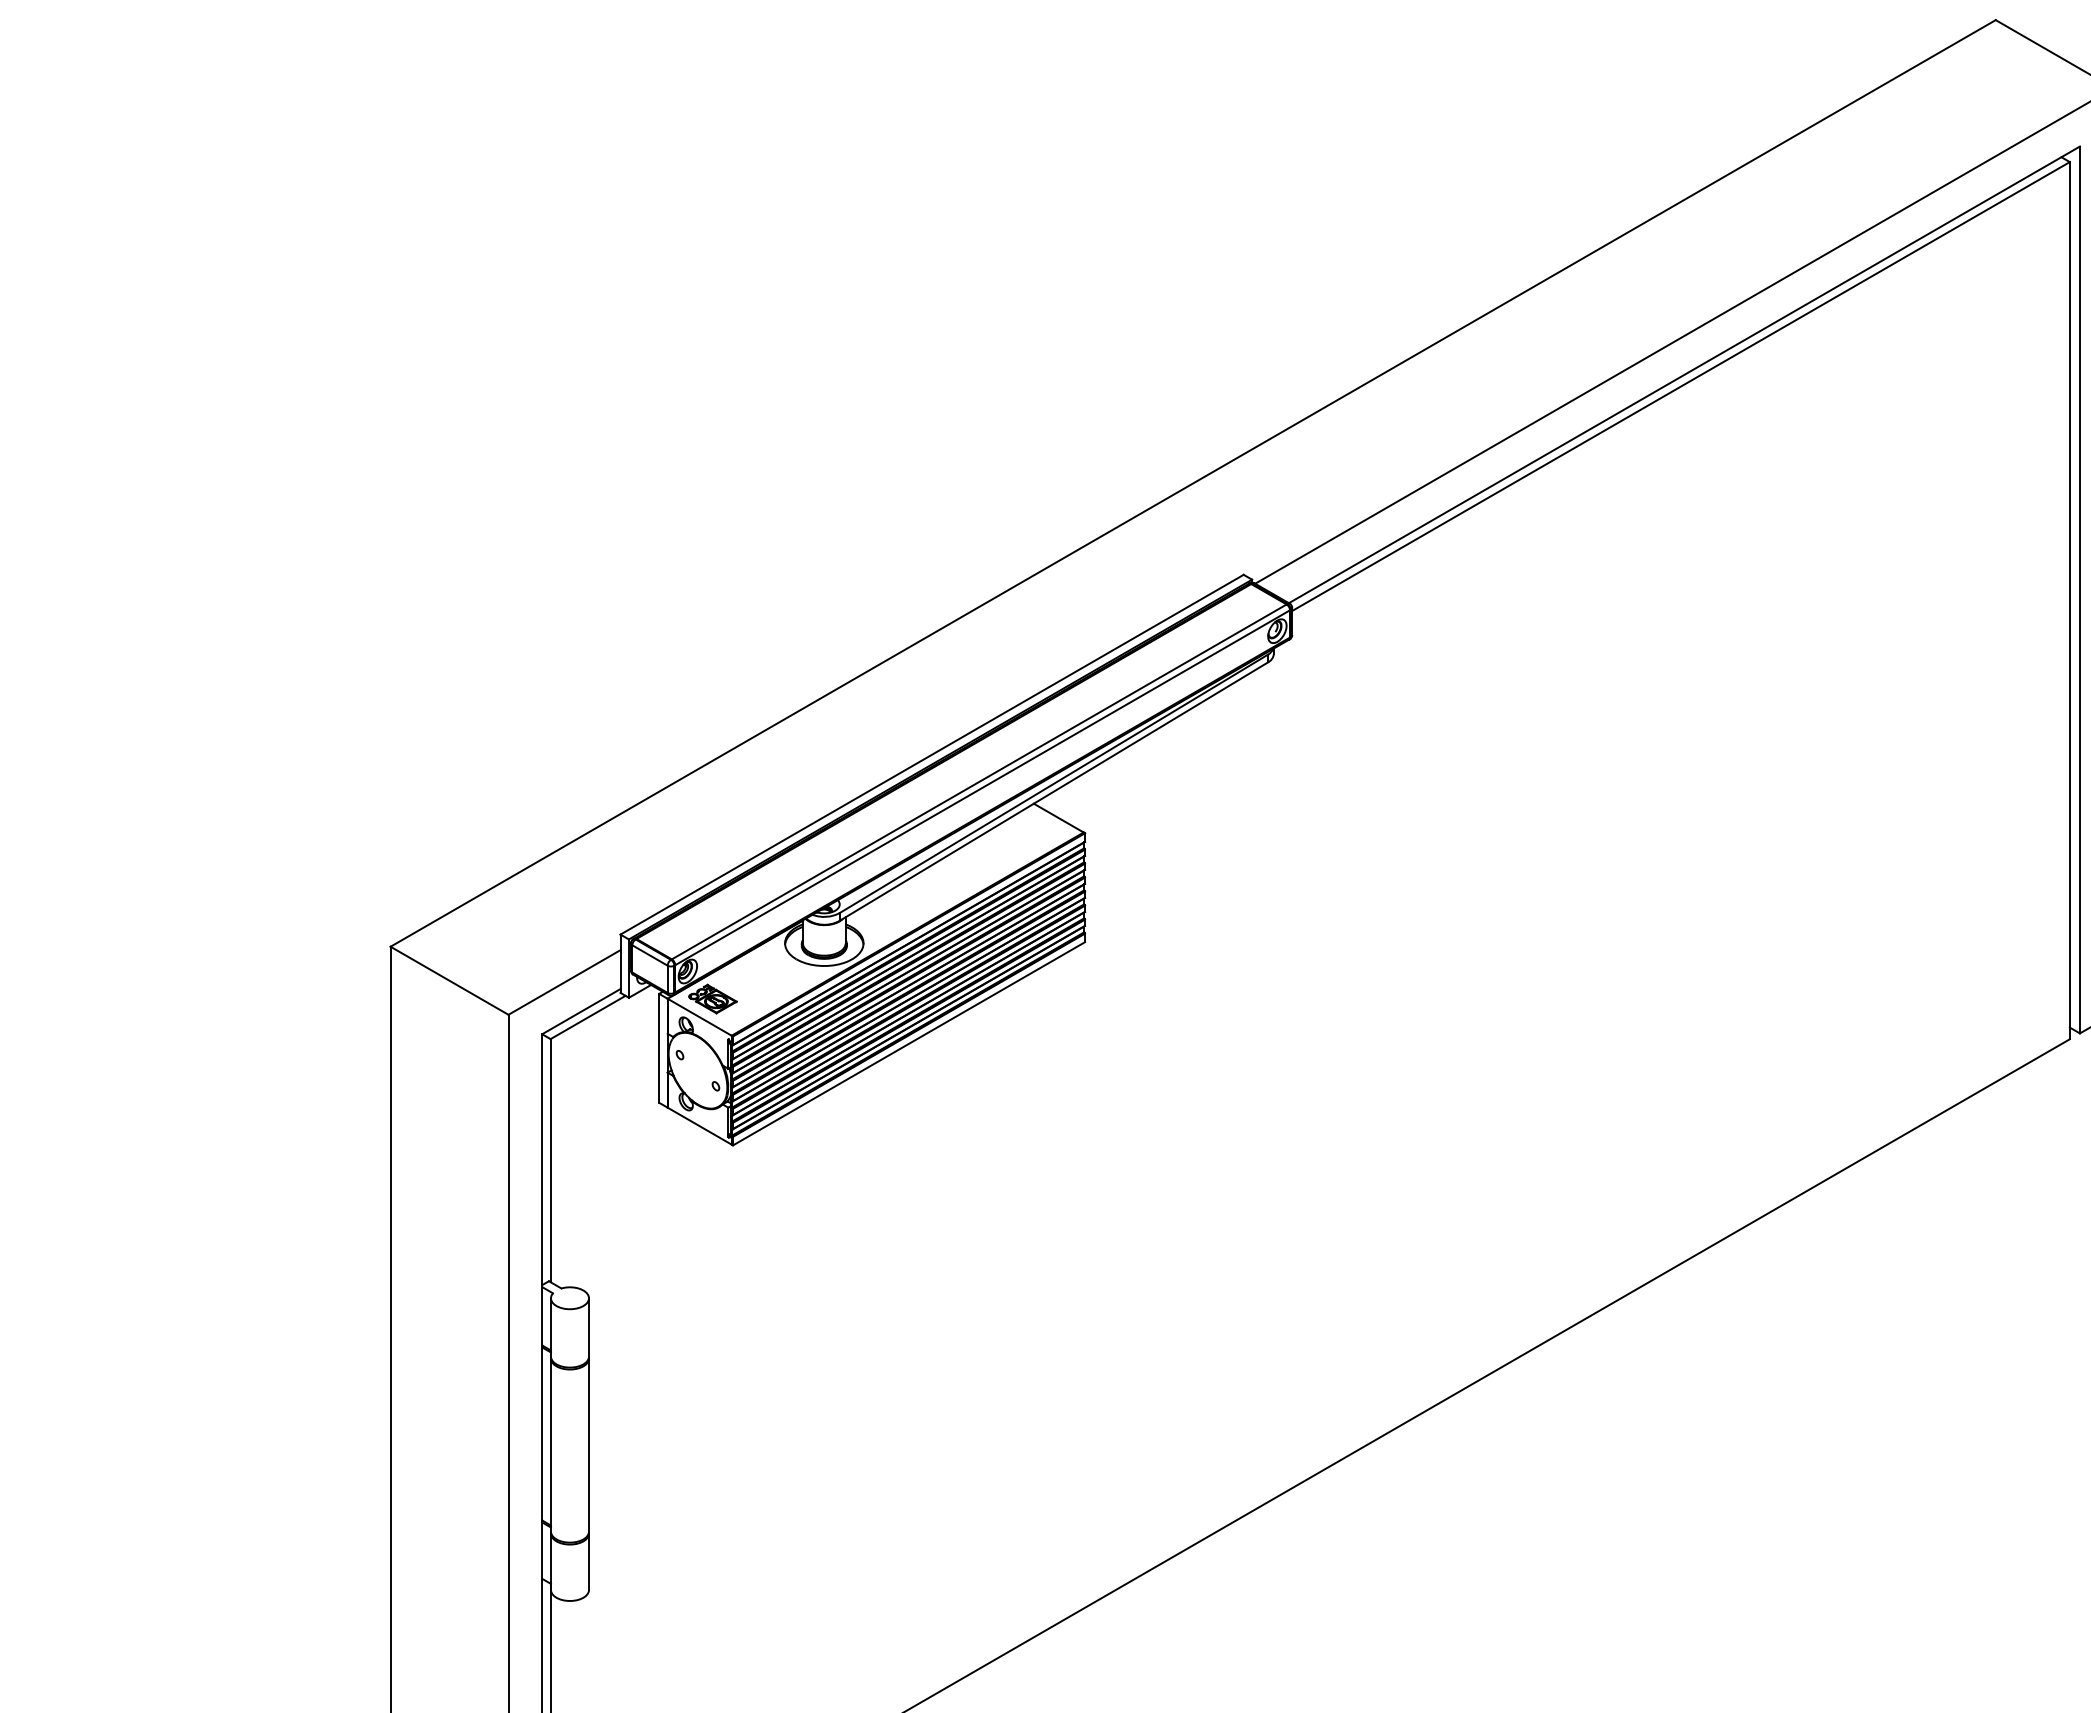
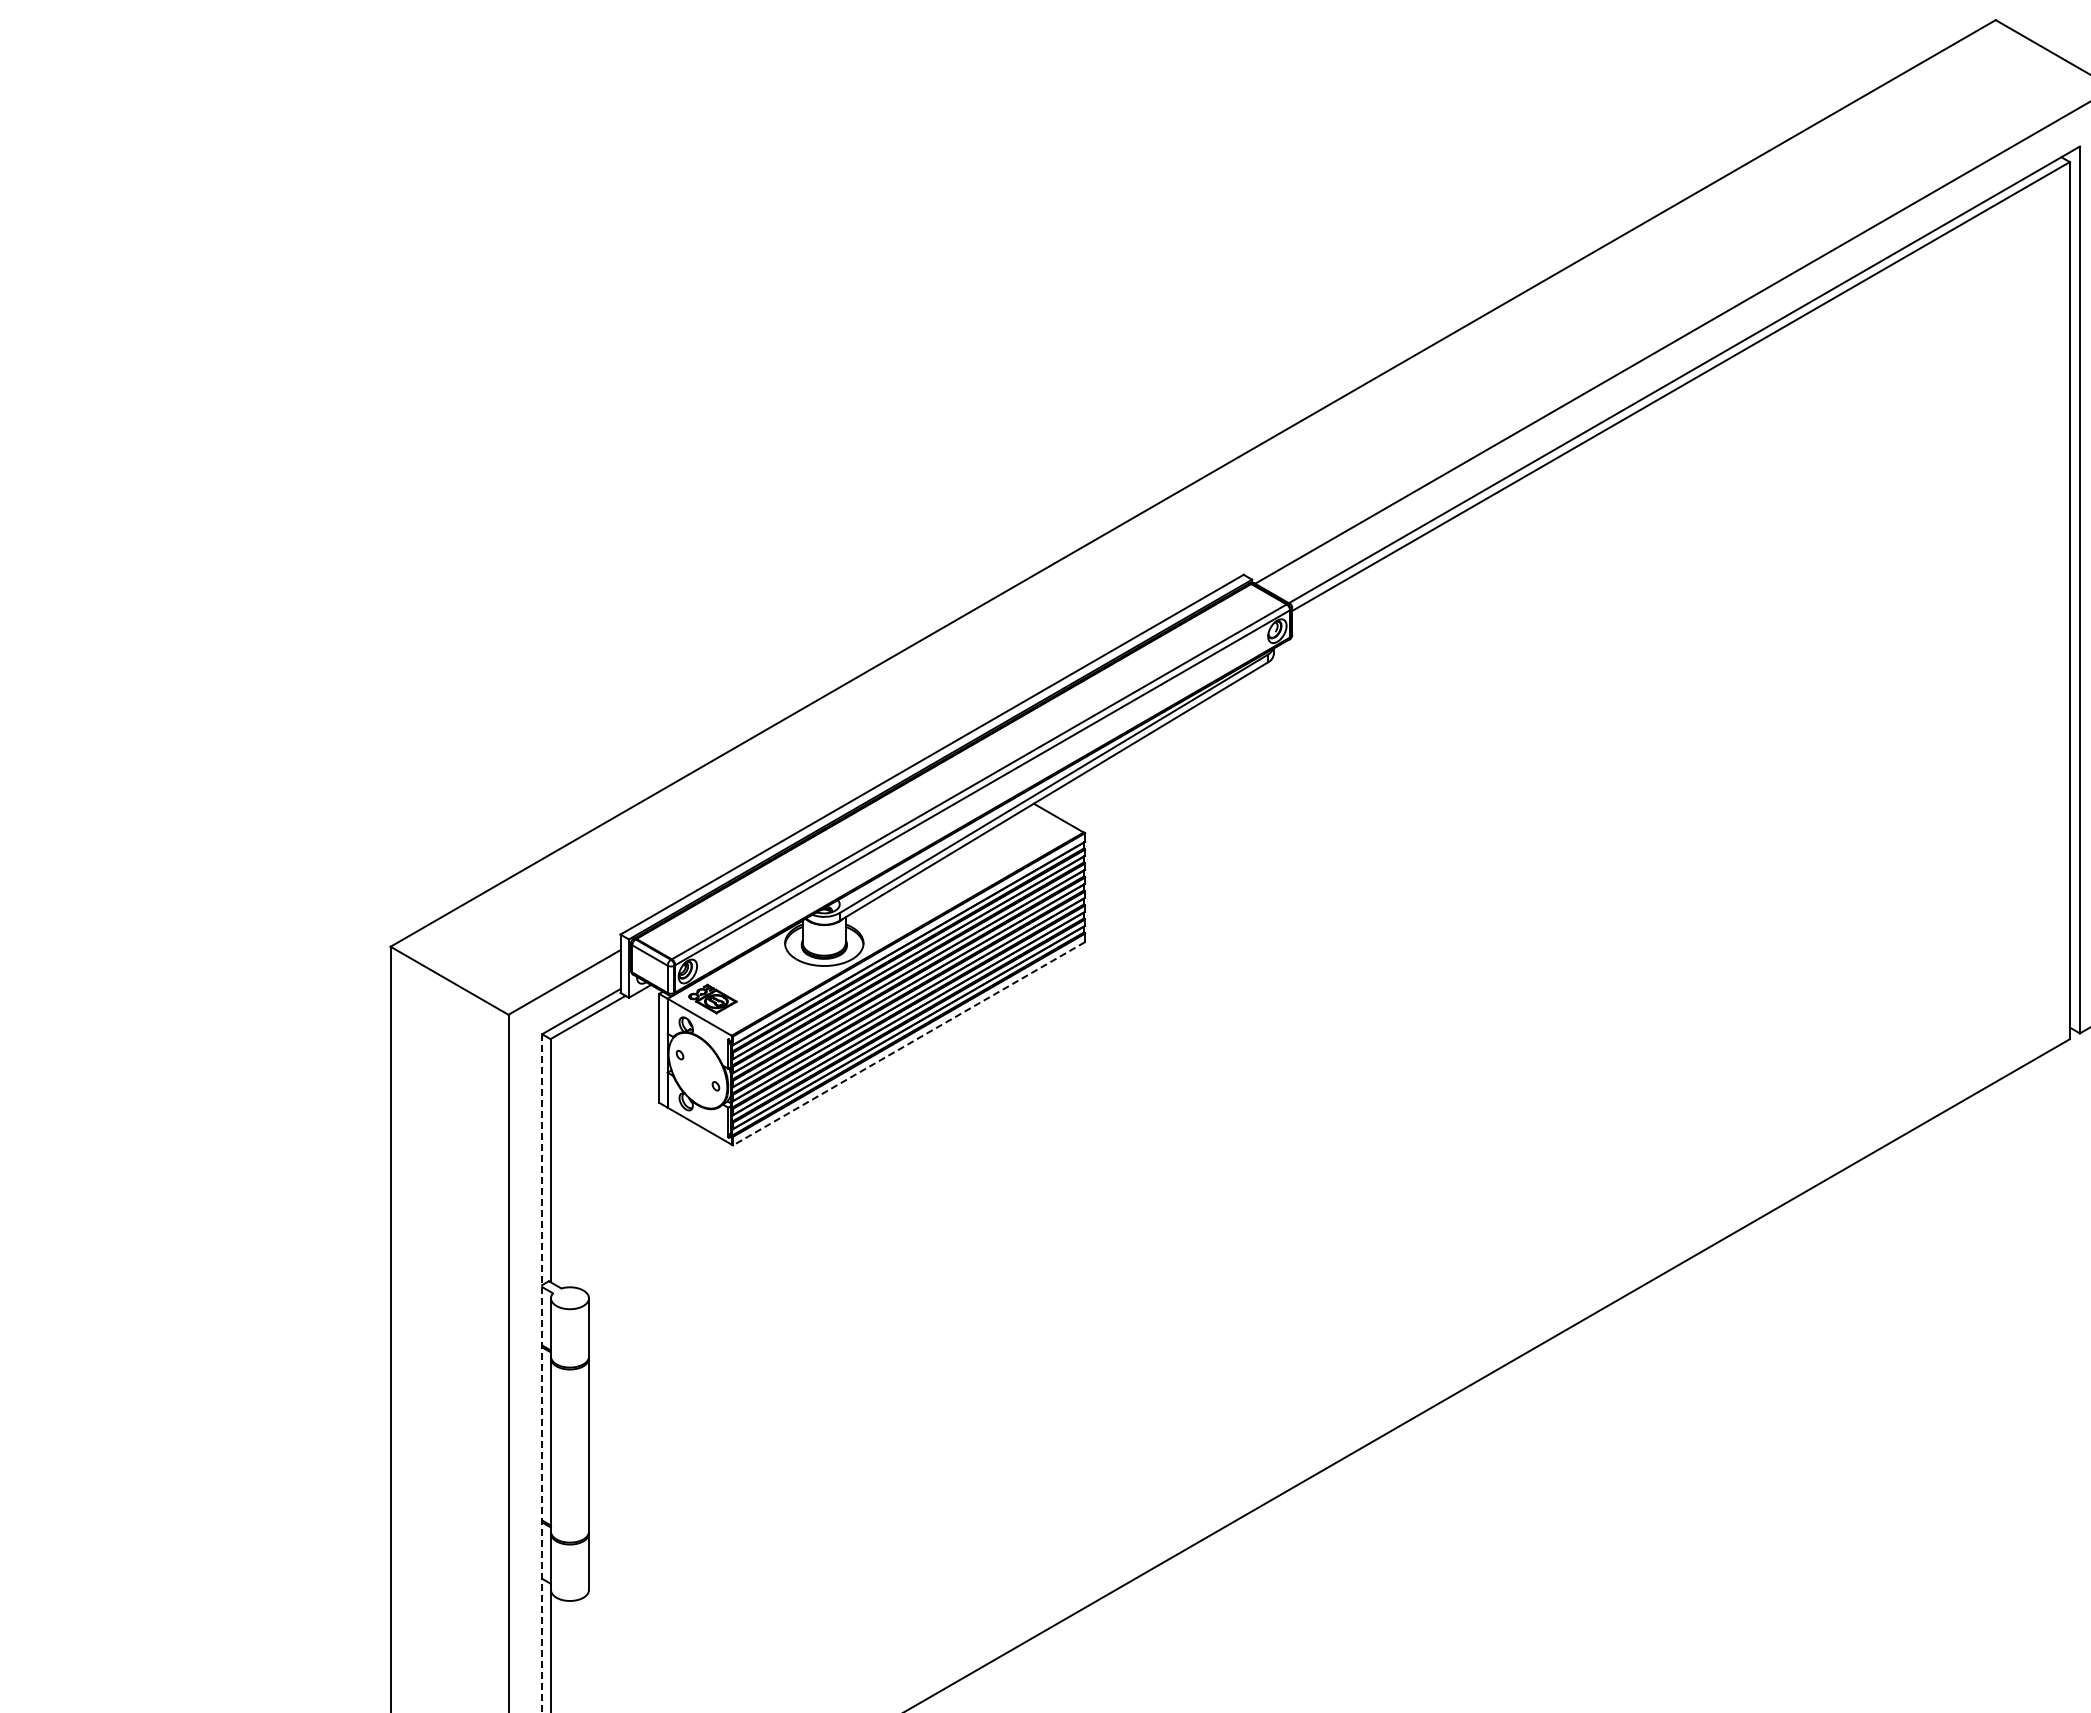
line: solid -> dashed (908, 1044)
line: solid -> dashed (542, 1373)
